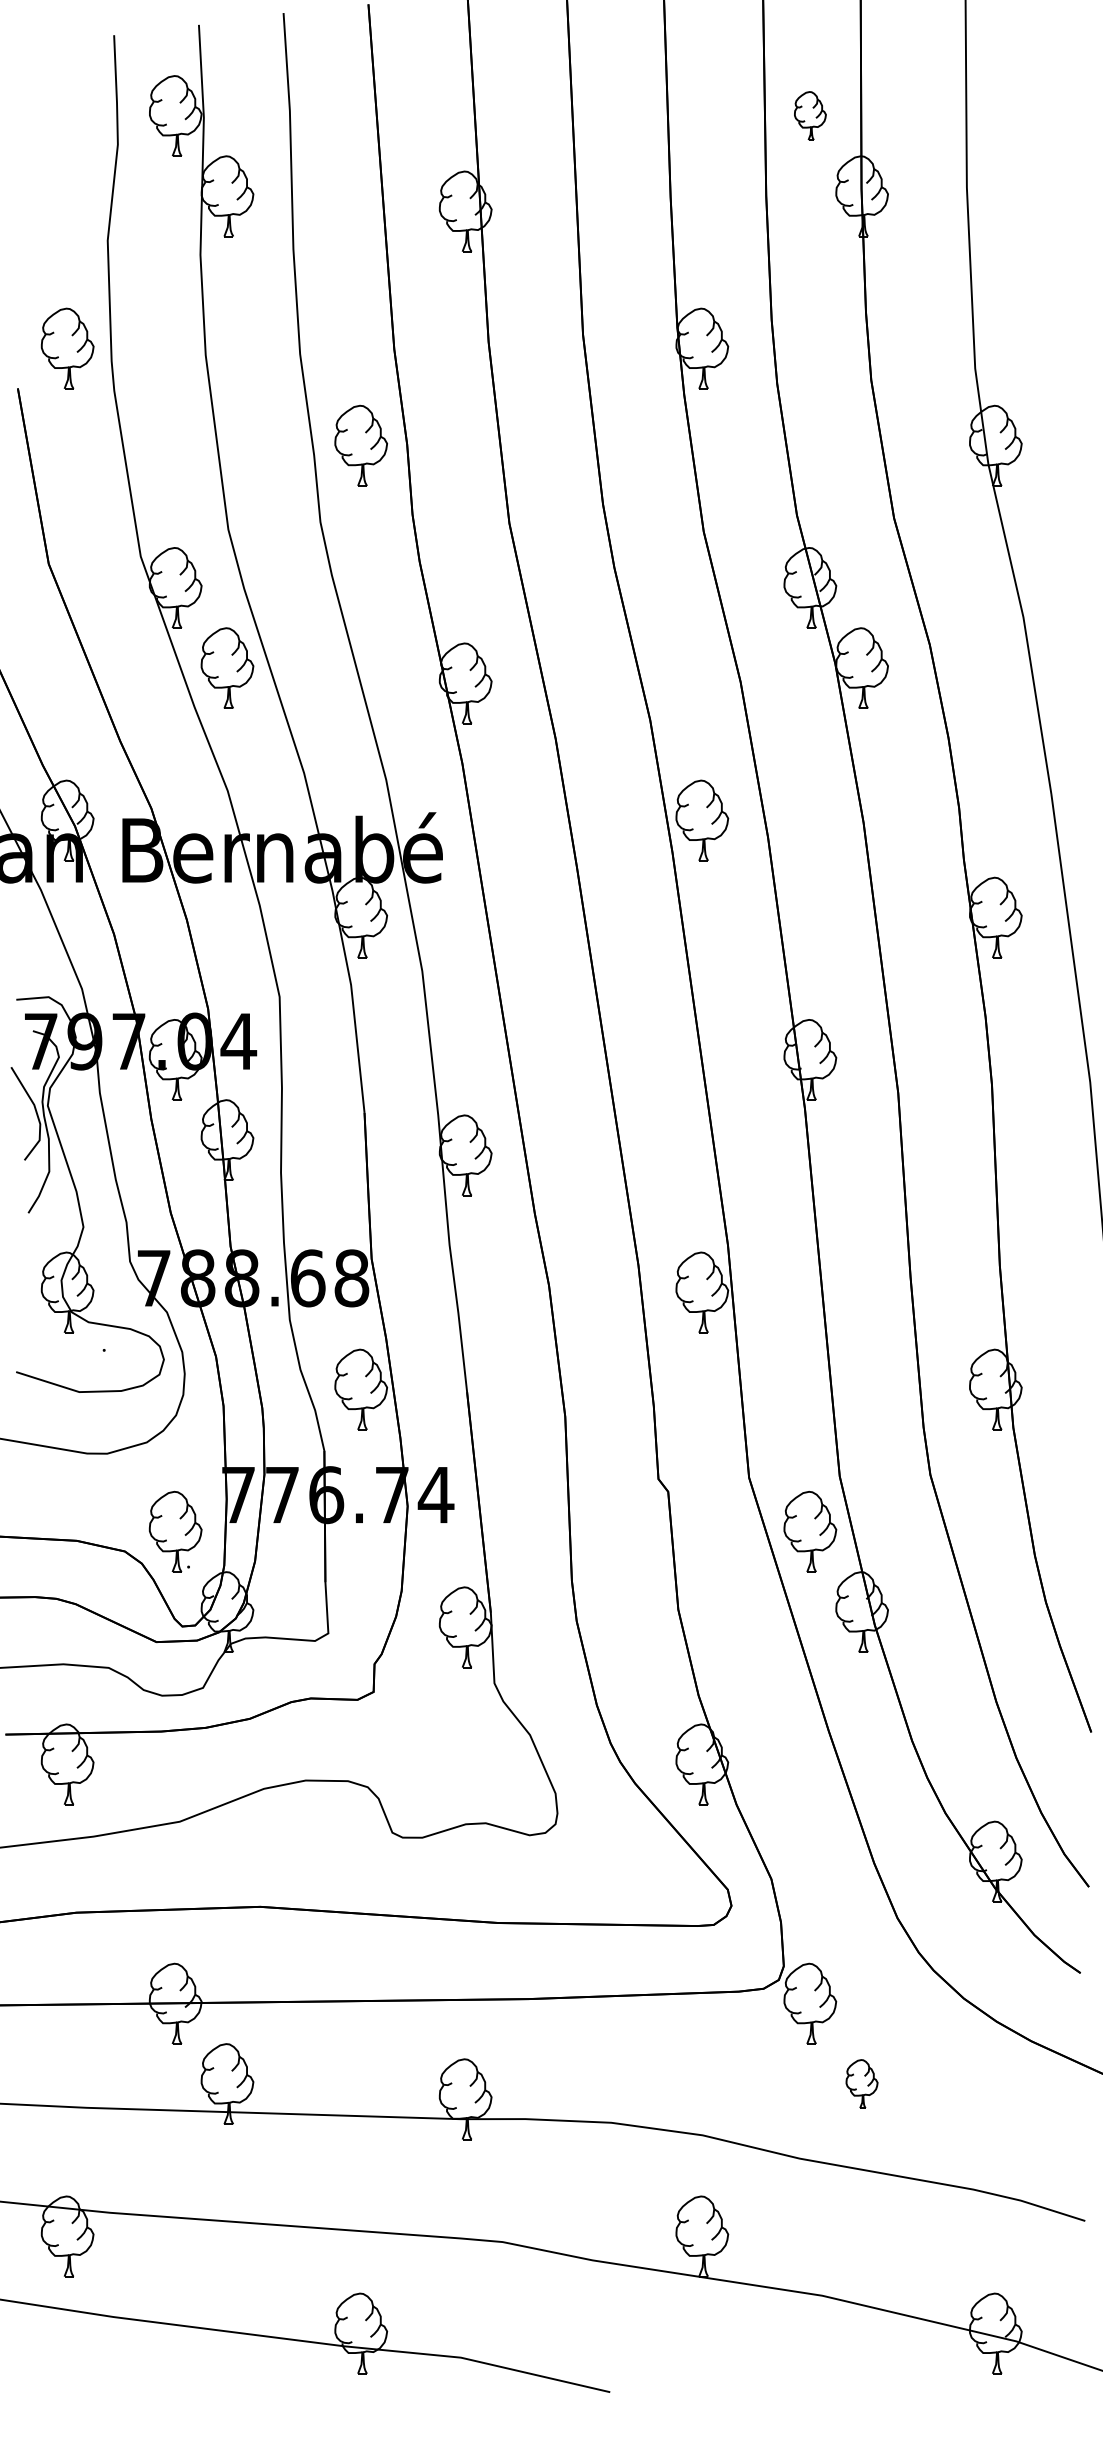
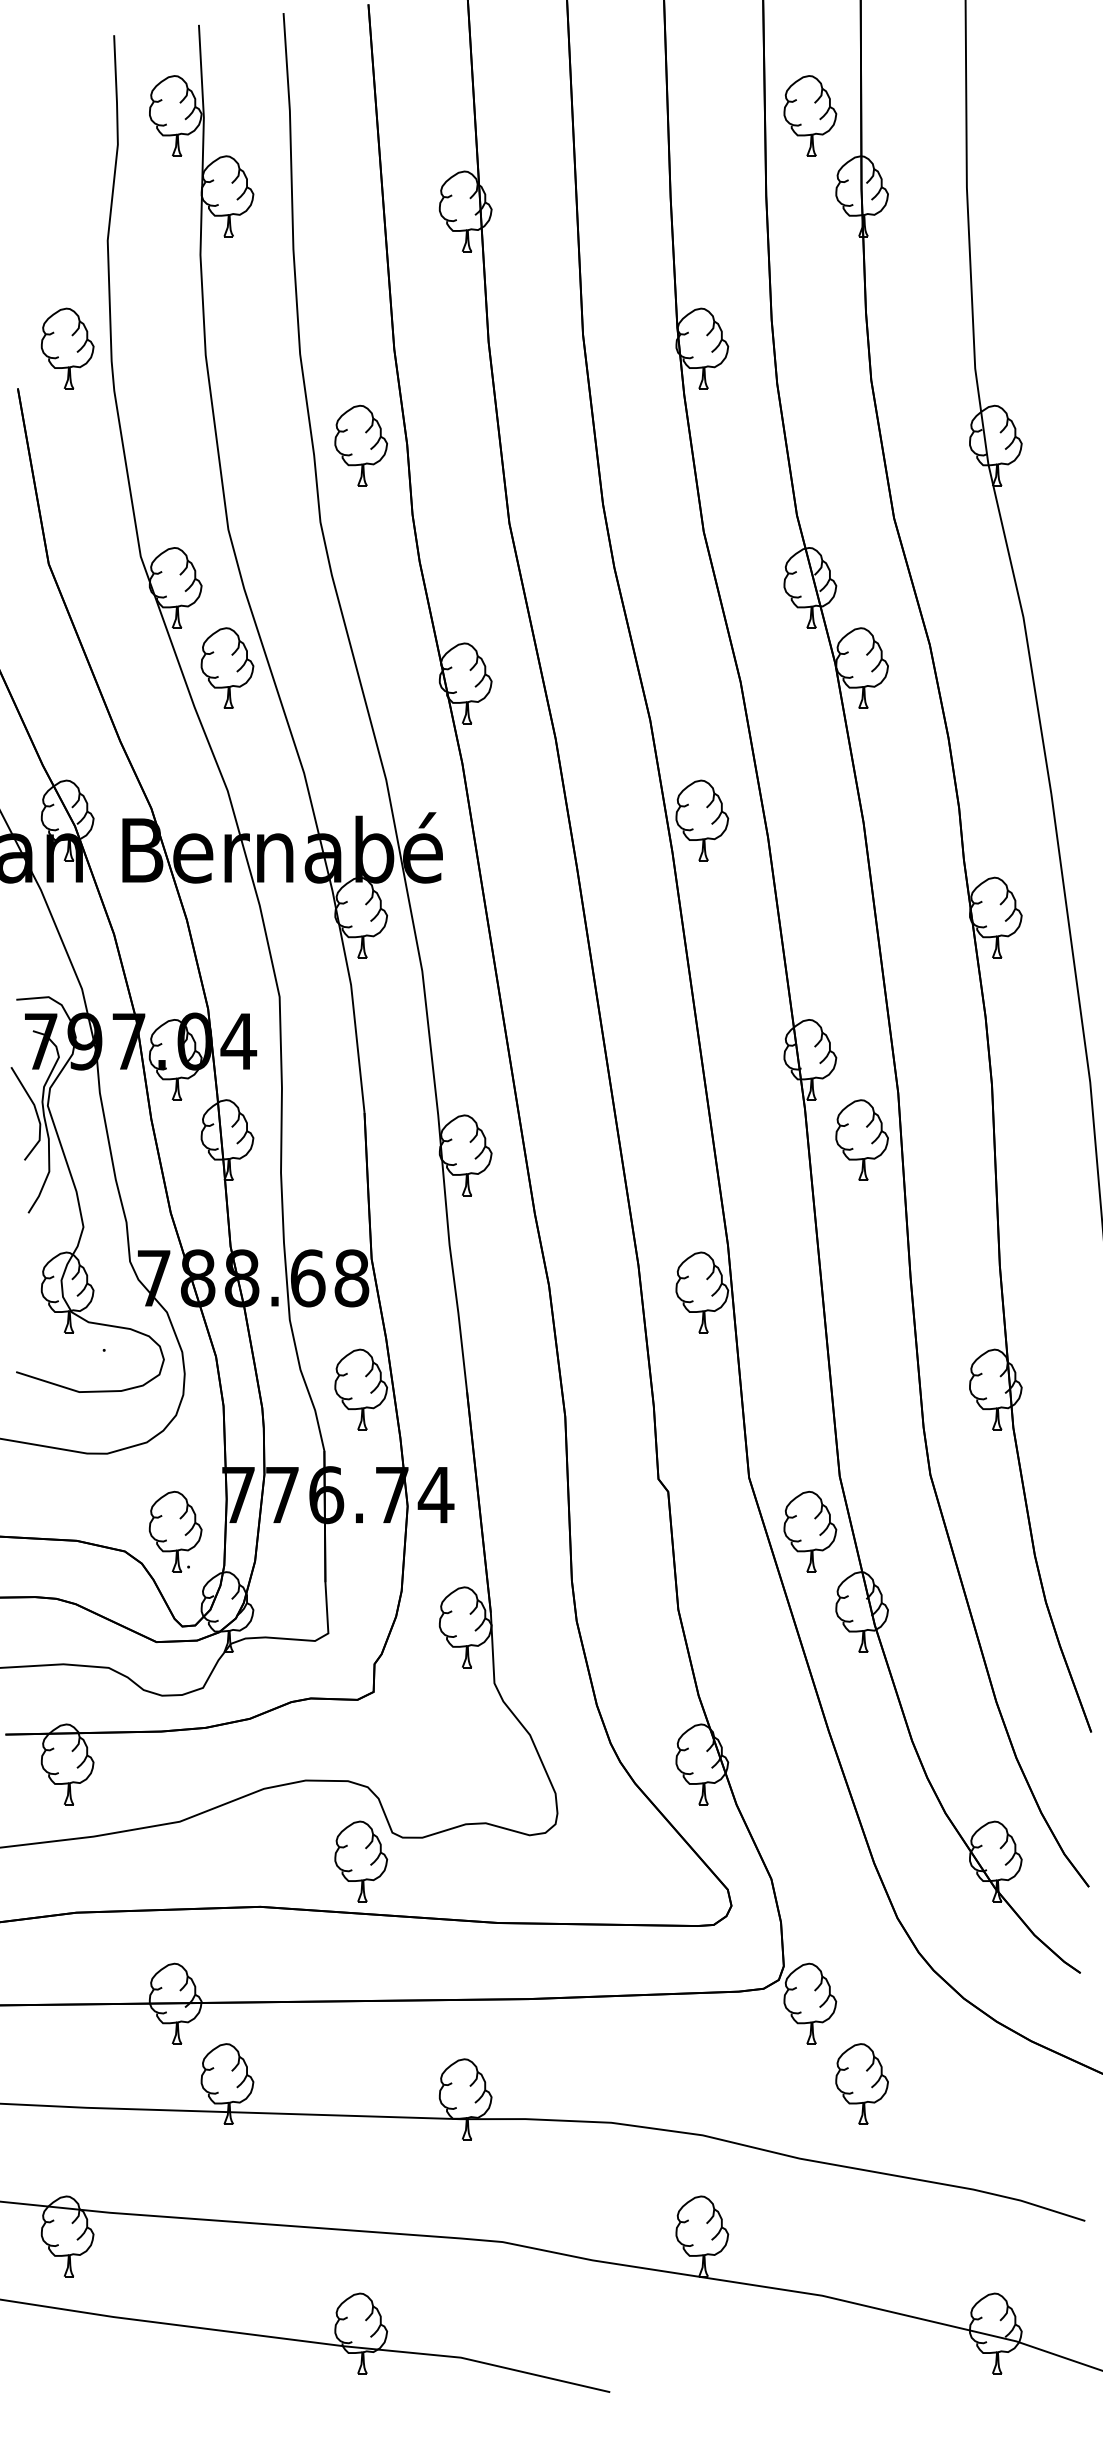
part size: 33x50 px -> 55x82 px (810, 115)
part: none -> present (861, 1139)
part: none -> present (361, 1861)
part size: 34x50 px -> 54x82 px (861, 2083)
